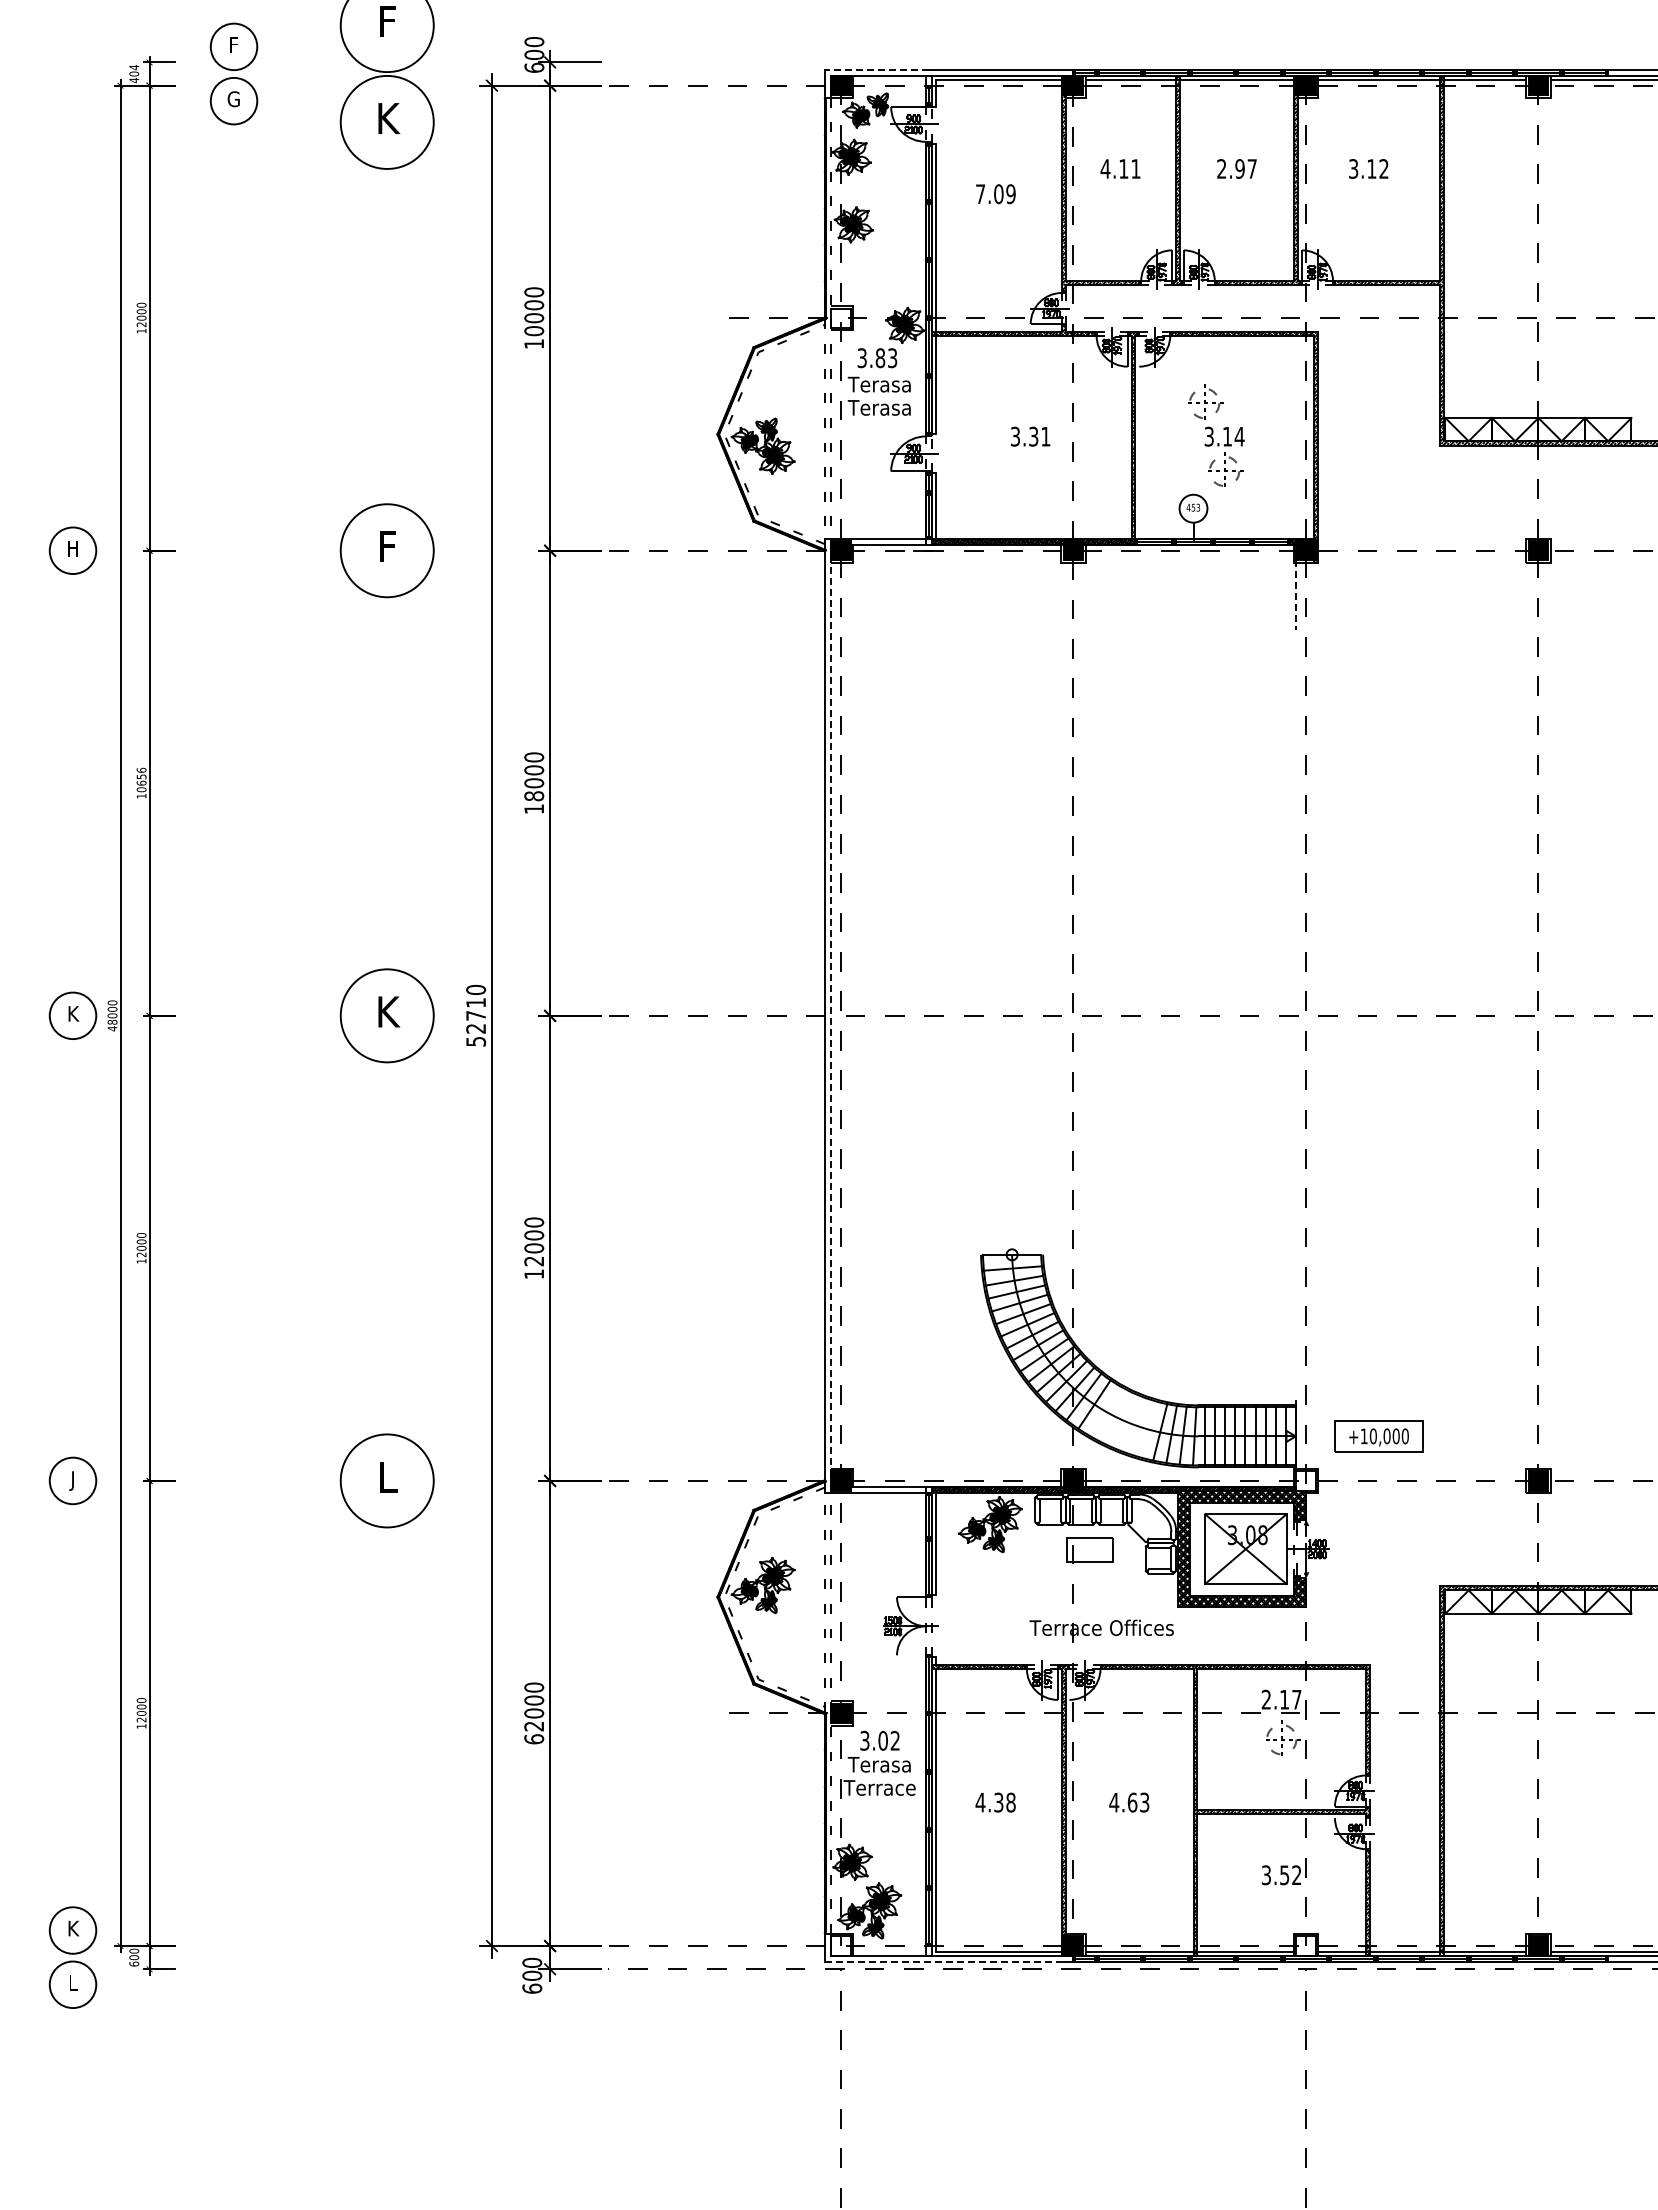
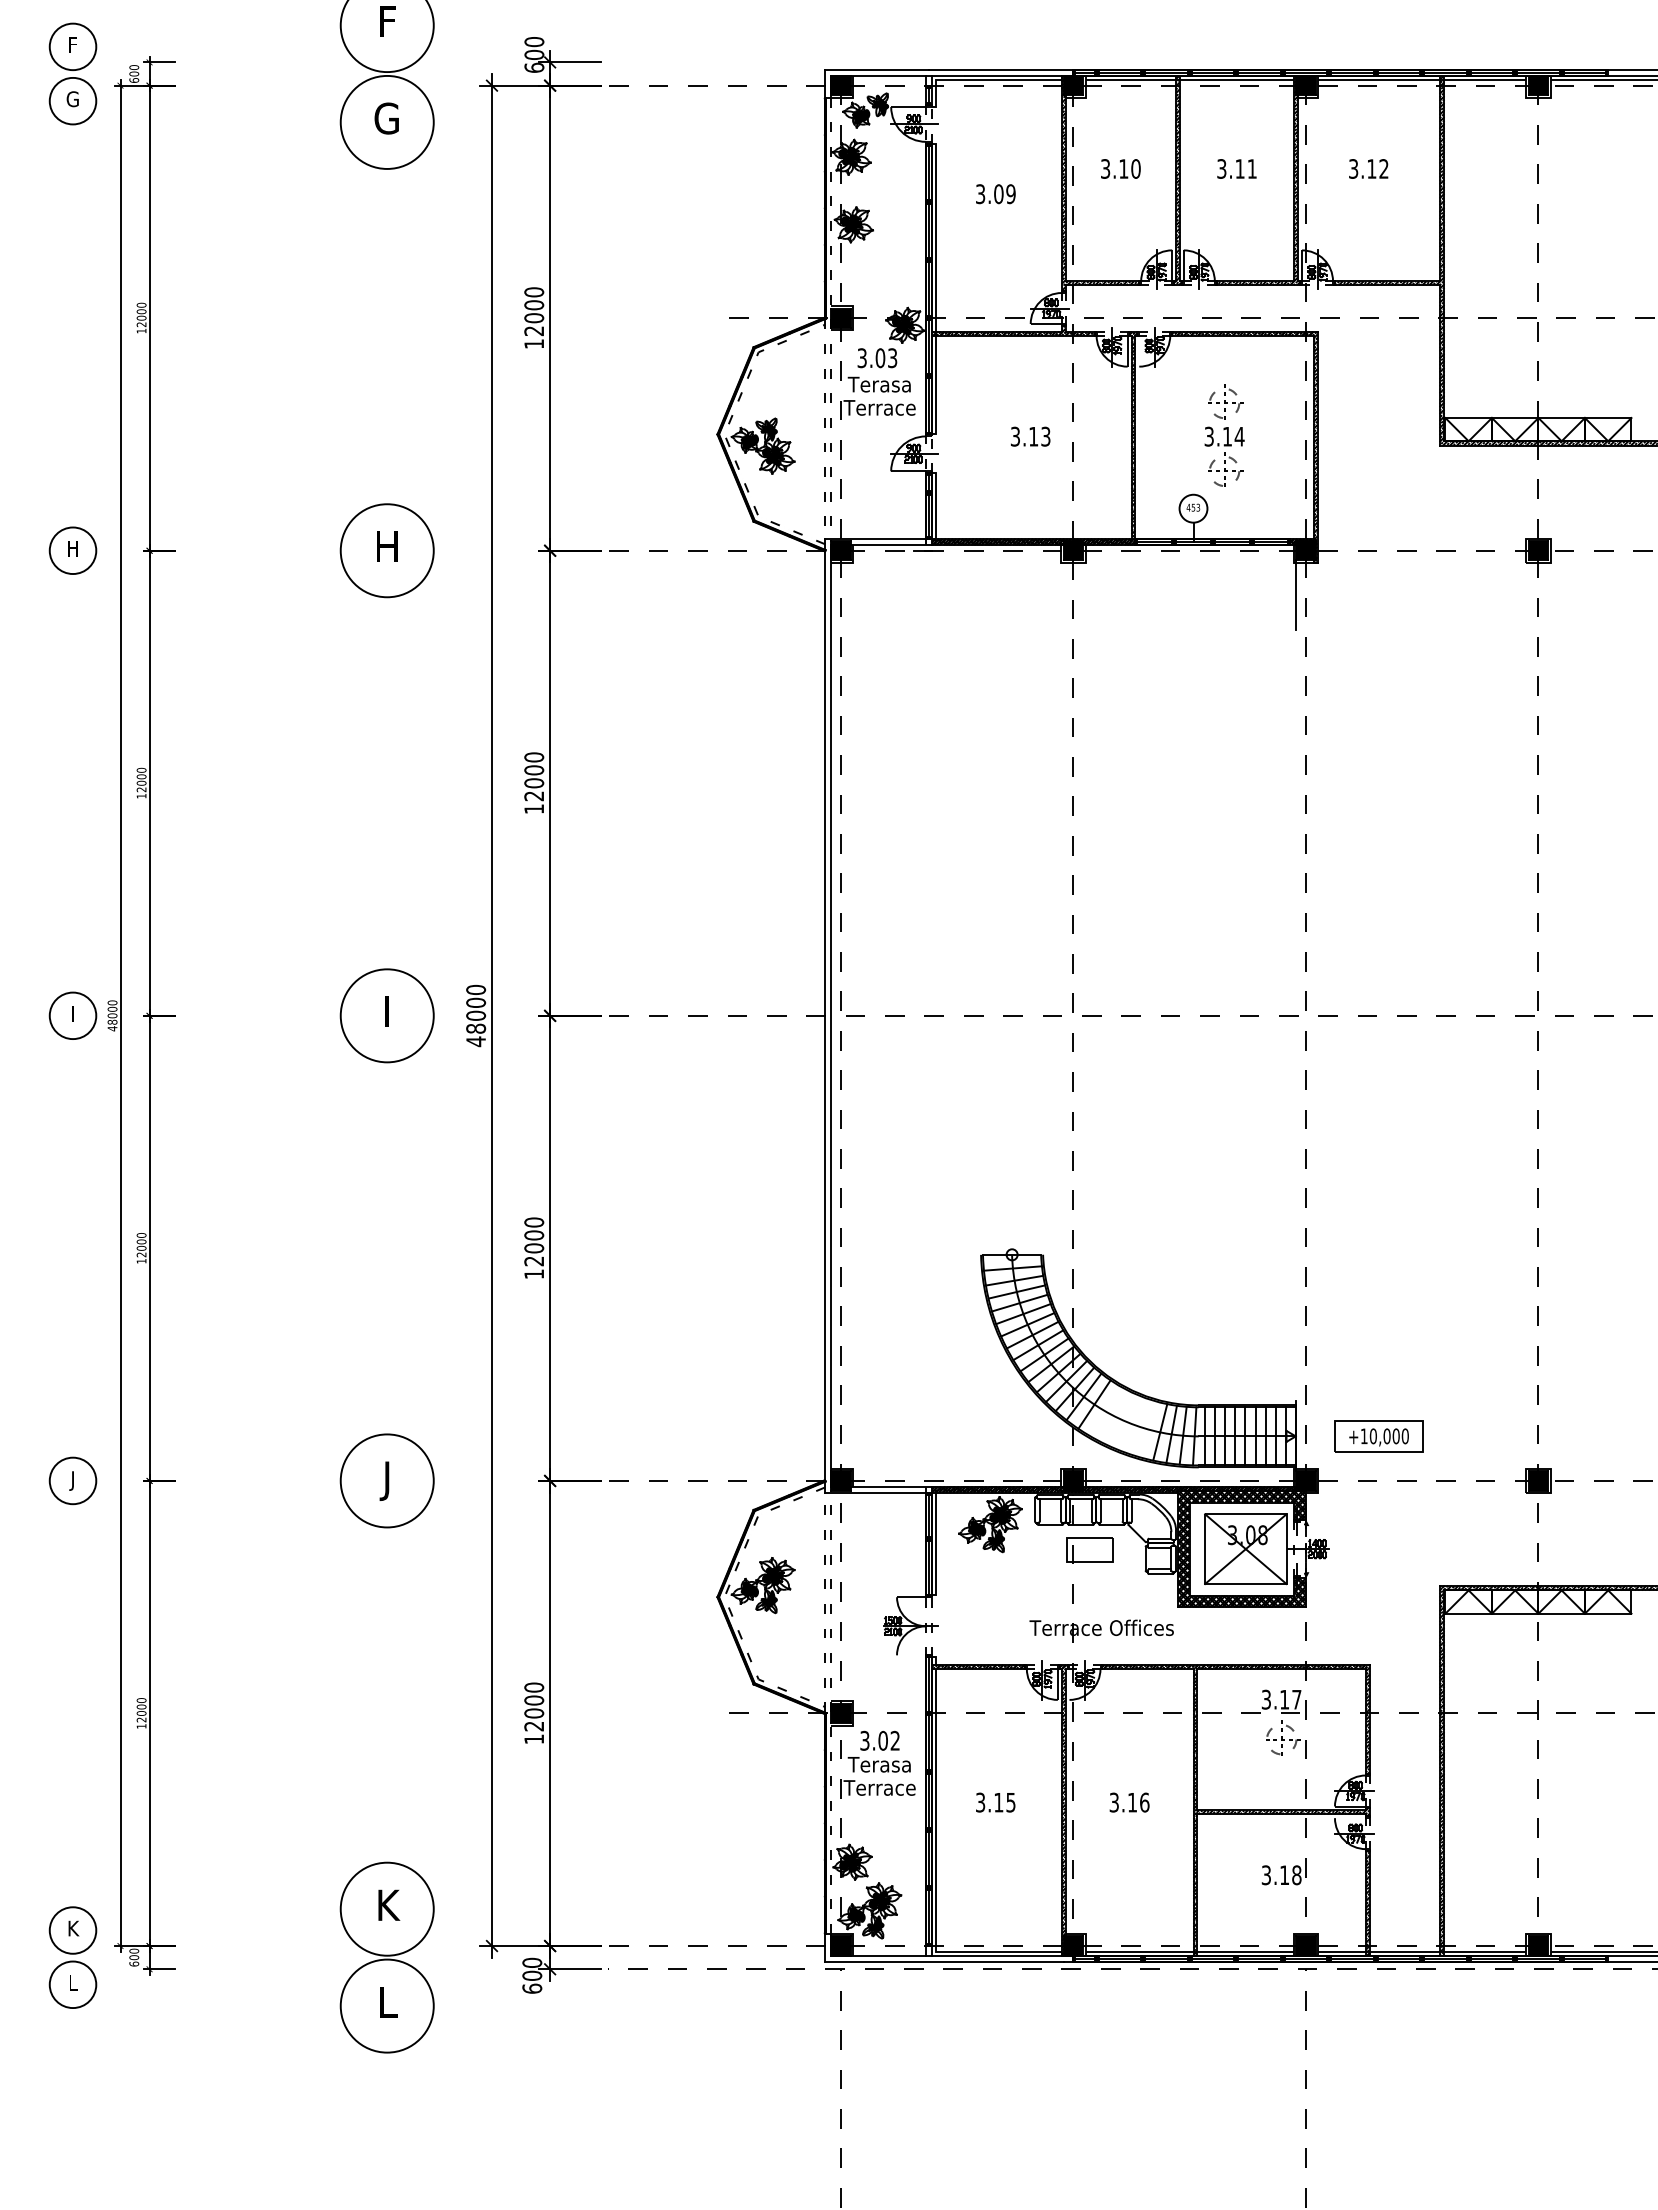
line: dashed -> solid (877, 70)
part position: (233, 73) -> (72, 73) (72, 73)
text: 404 -> 600 (134, 74)
text: K -> G (387, 118)
text: 4.11 -> 3.10 (1120, 168)
text: 2.97 -> 3.11 (1236, 168)
text: 7.09 -> 3.09 (980, 194)
fill: none -> present (840, 317)
text: 10000 -> 12000 (534, 331)
text: 3.83 -> 3.03 (880, 357)
part position: (1205, 401) -> (1225, 401) (1225, 401)
text: Terasa -> Terrace (879, 407)
text: 3.31 -> 3.13 (1039, 436)
text: F -> H (387, 546)
line: dashed -> solid (1296, 595)
text: 10656 -> 12000 (141, 779)
text: 18000 -> 12000 (534, 796)
text: K -> I (389, 1011)
text: K -> I (73, 1013)
line: dashed -> solid (831, 1015)
text: 52710 -> 48000 (476, 1022)
text: L -> J (388, 1480)
fill: none -> present (1305, 1480)
text: 2.17 -> 3.17 (1265, 1699)
text: 62000 -> 12000 (534, 1739)
text: 4.38 -> 3.15 (995, 1802)
text: 4.63 -> 3.16 (1129, 1802)
text: 3.52 -> 3.18 (1290, 1875)
fill: none -> present (840, 1945)
fill: none -> present (1305, 1945)
part: none -> present (386, 1957)
line: dashed -> solid (944, 1961)
